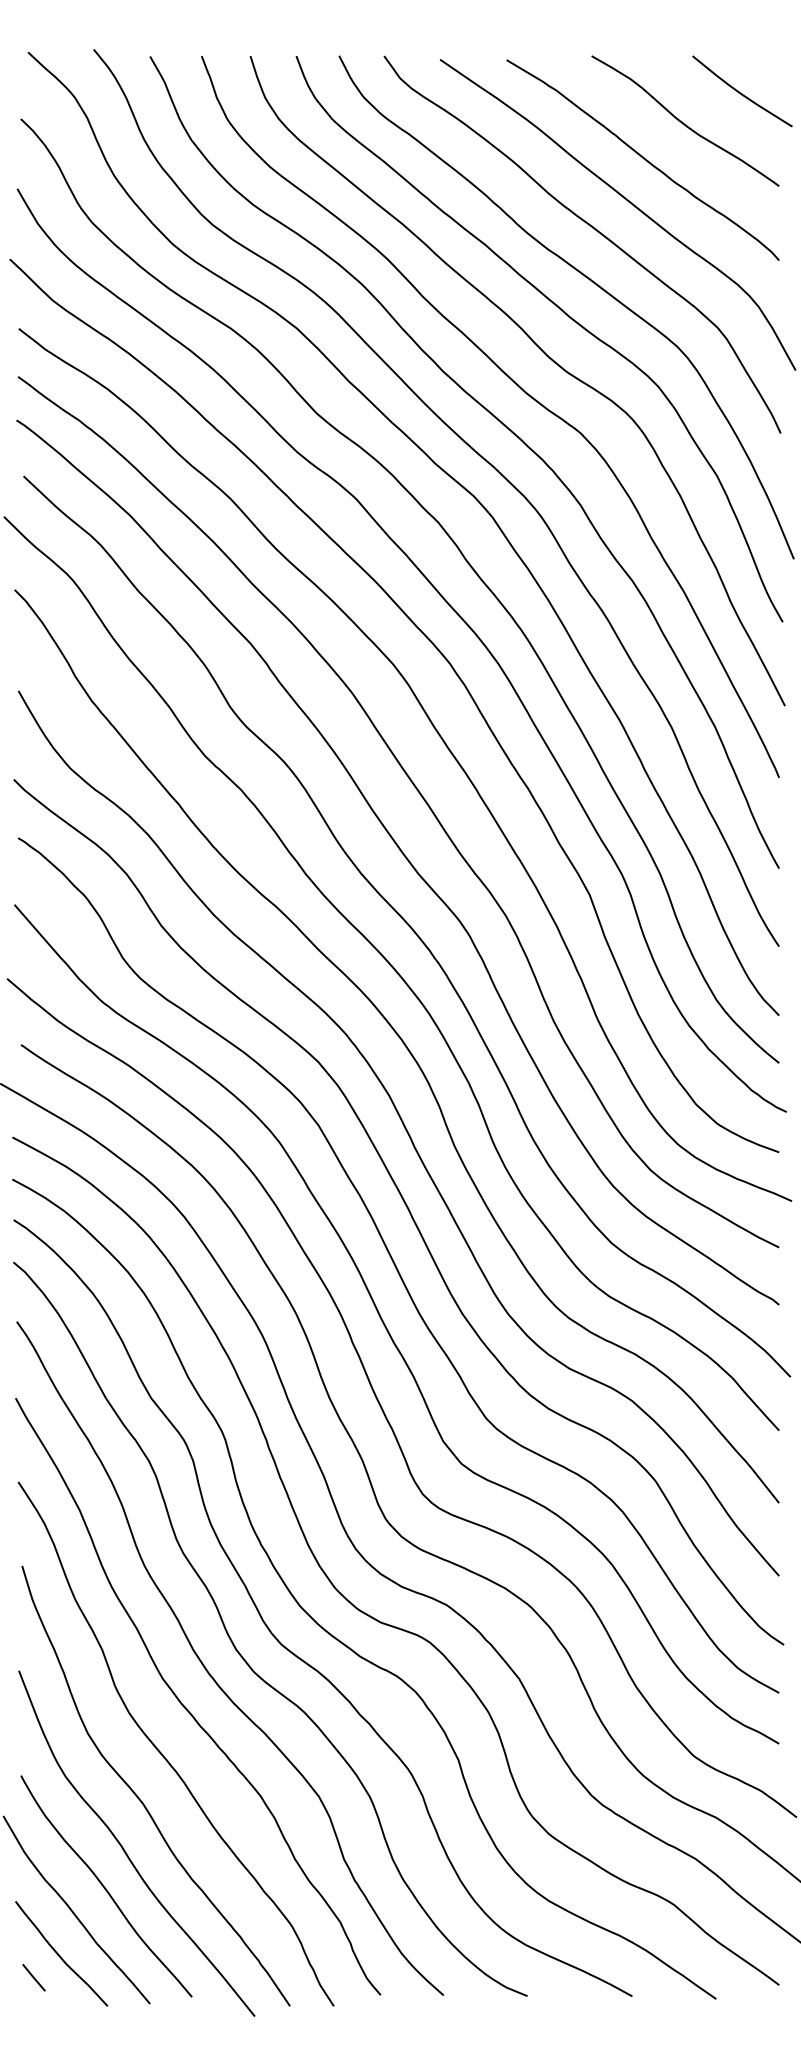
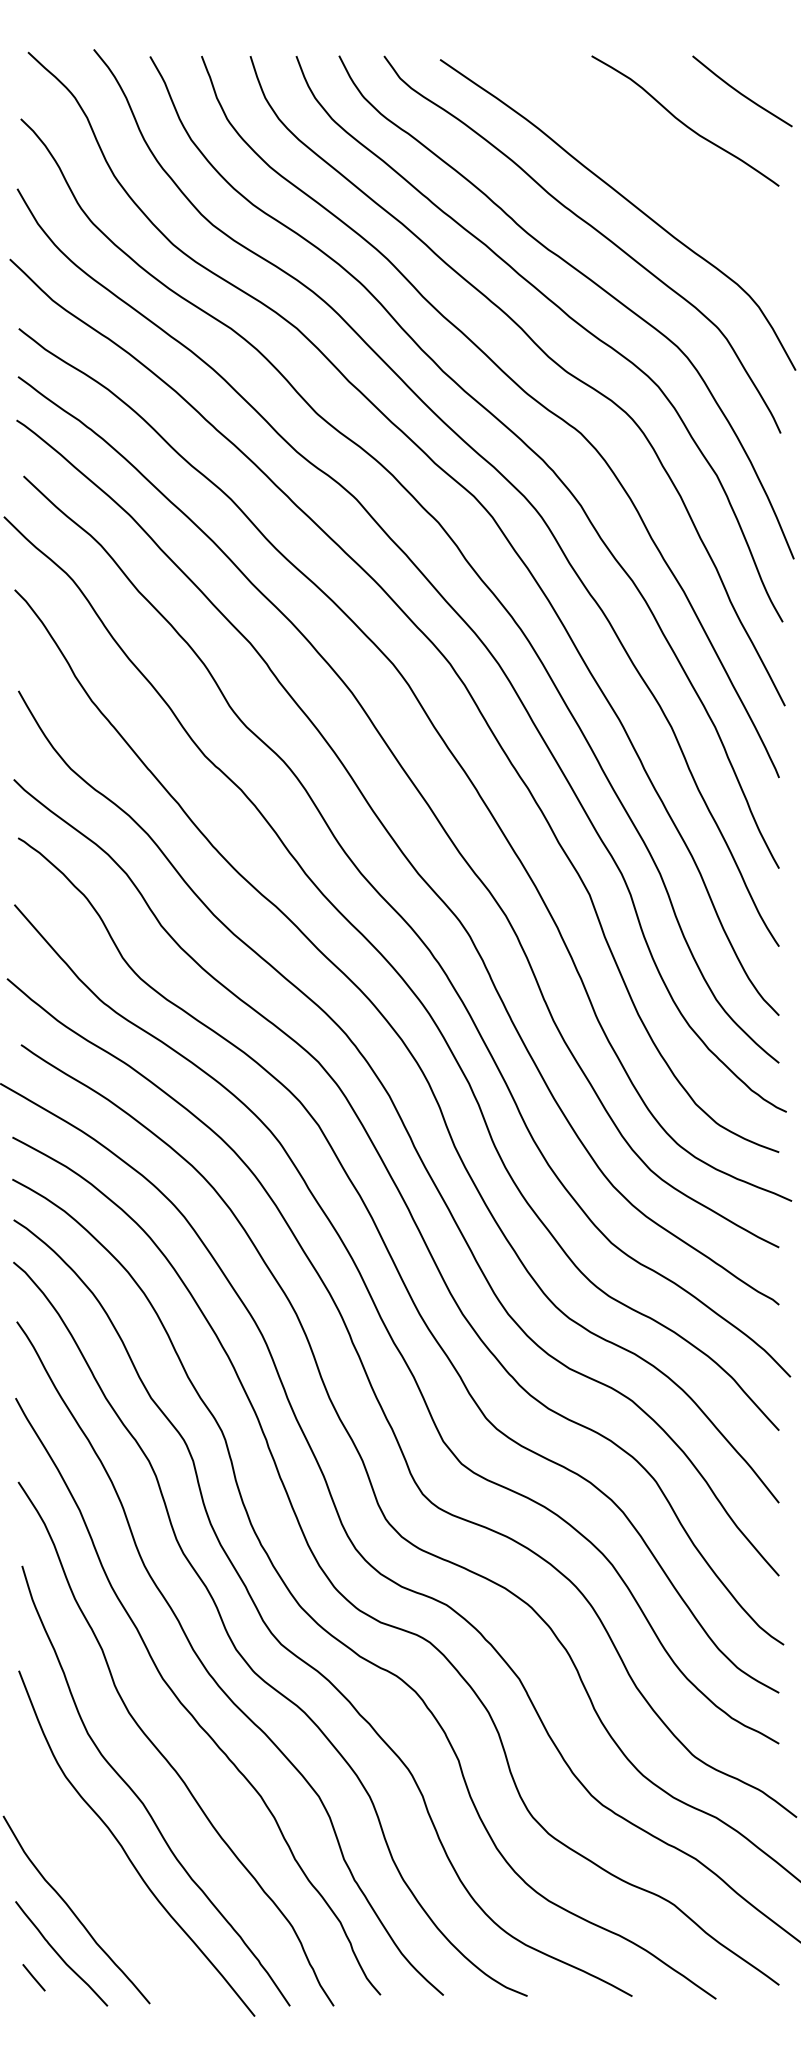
curve: present -> none (642, 158)
curve: present -> none (105, 1887)
